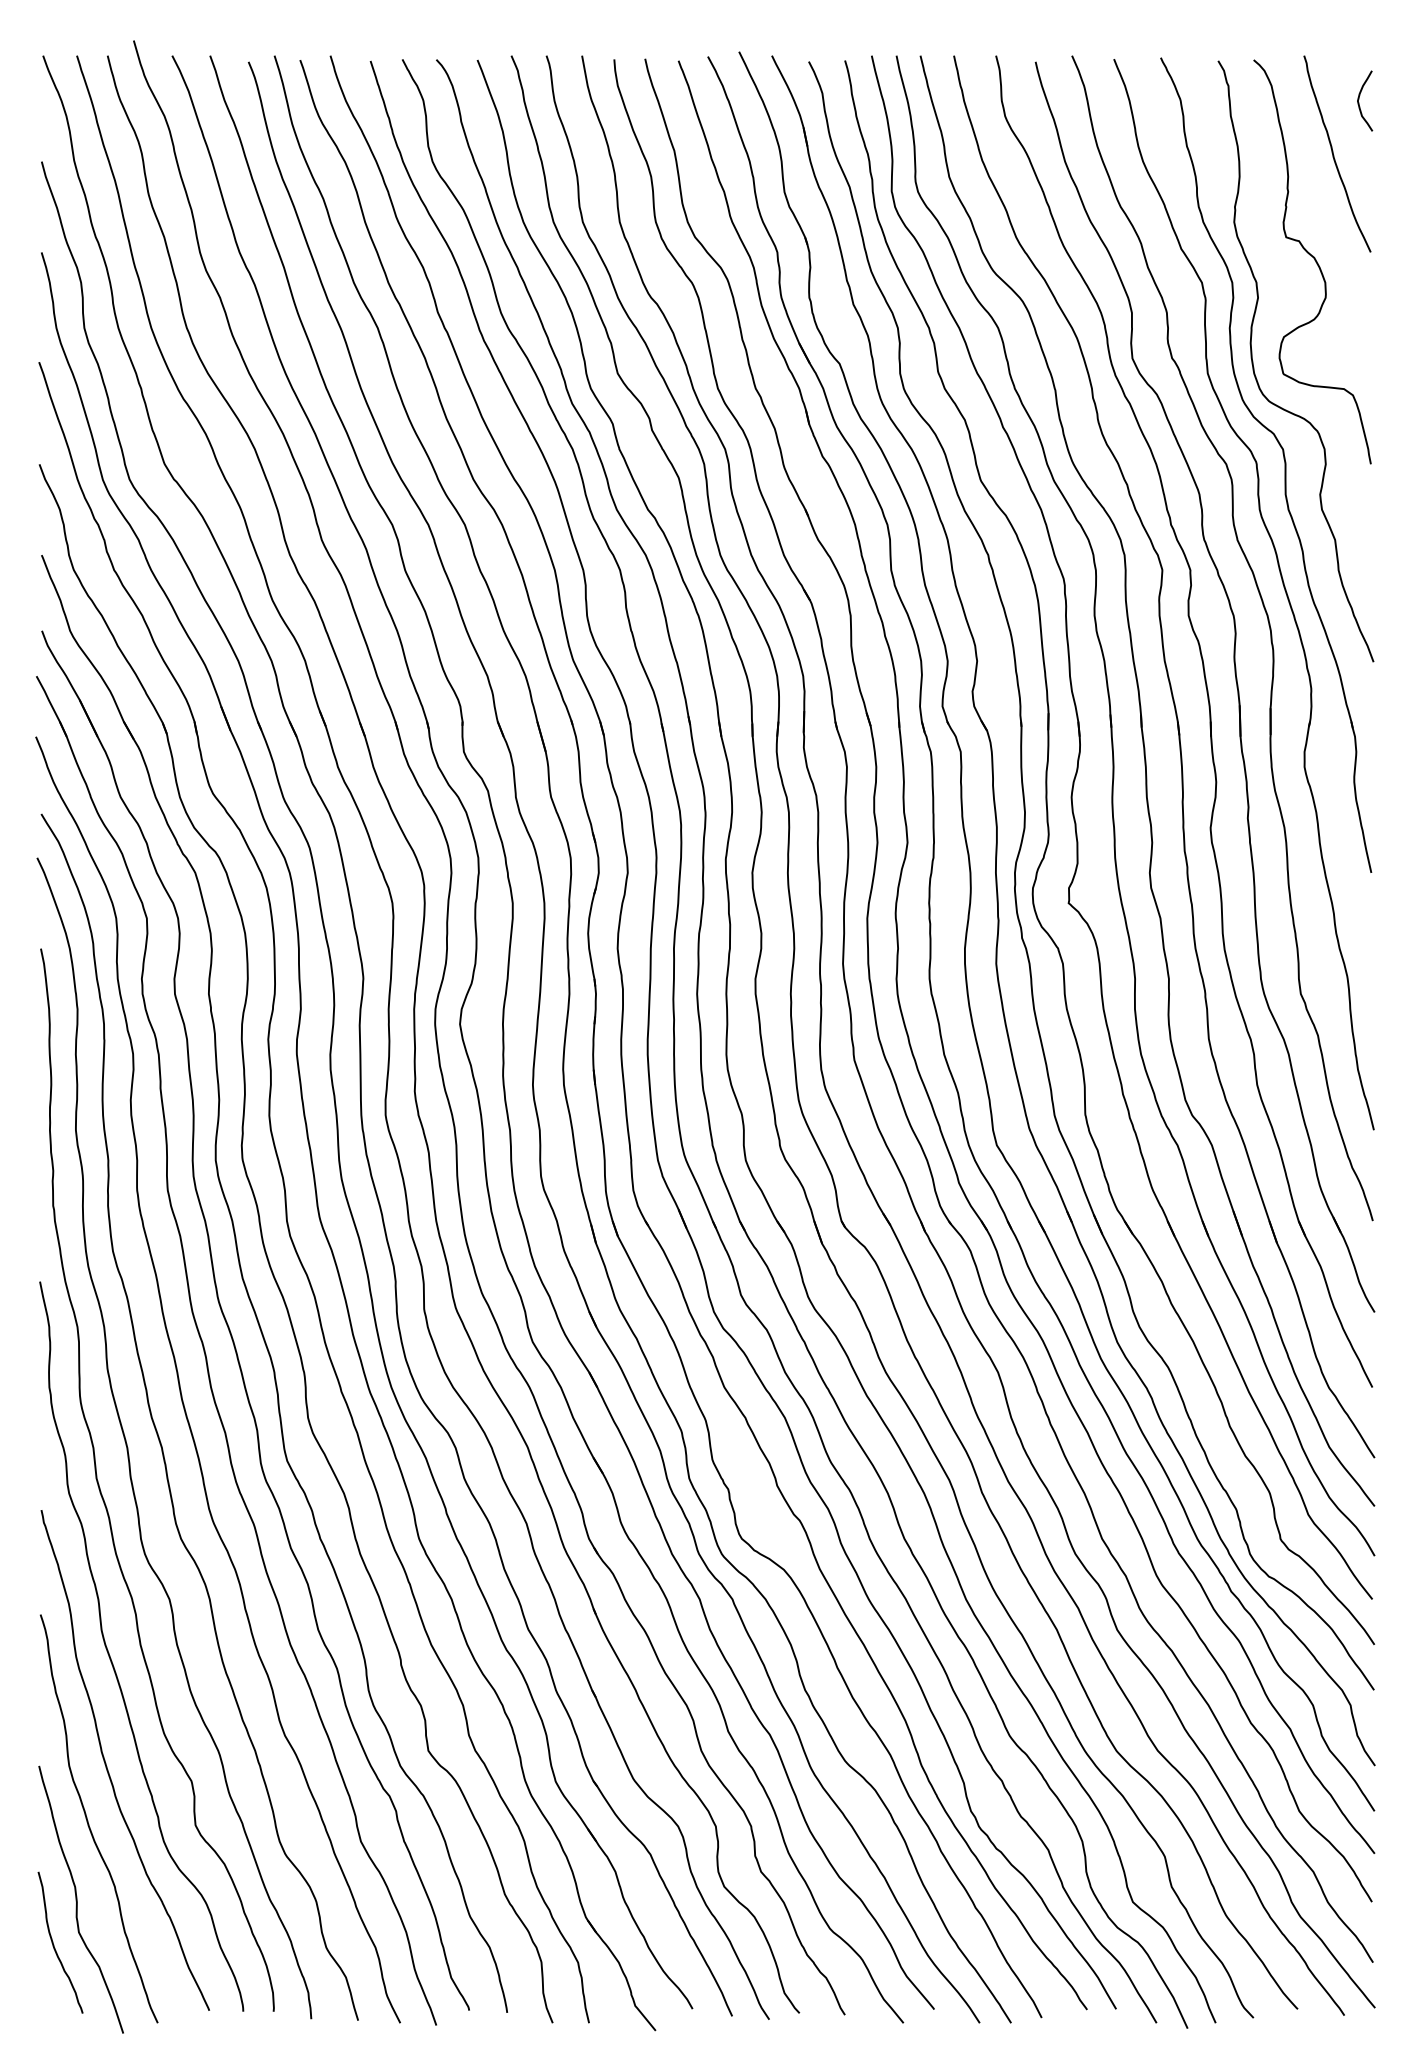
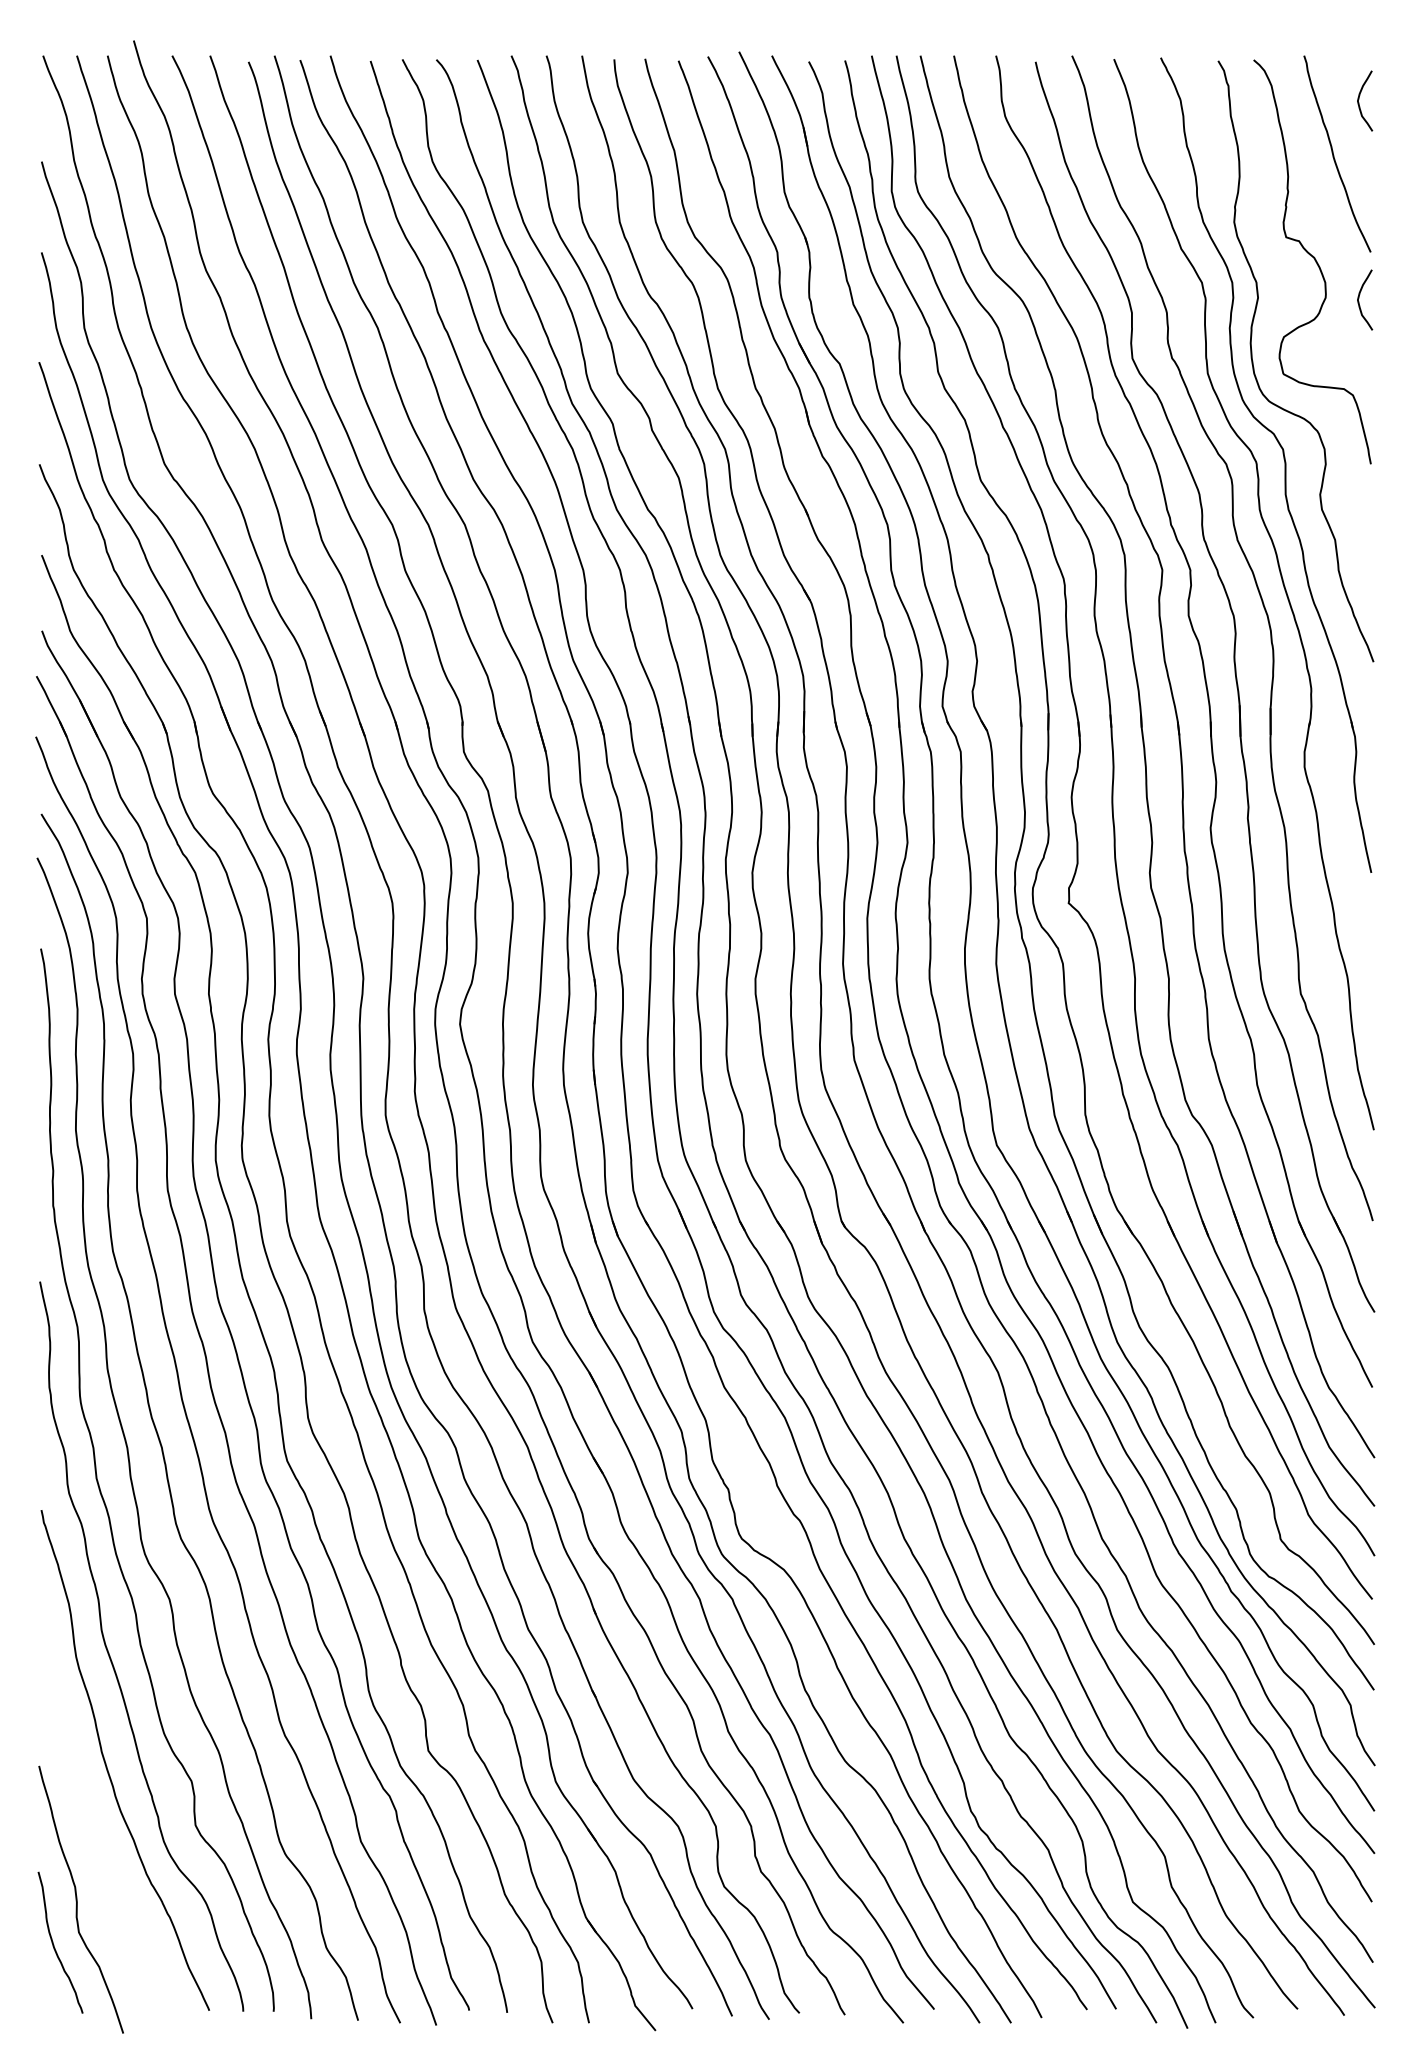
curve: none -> present (1359, 298)
curve: present -> none (88, 1820)
